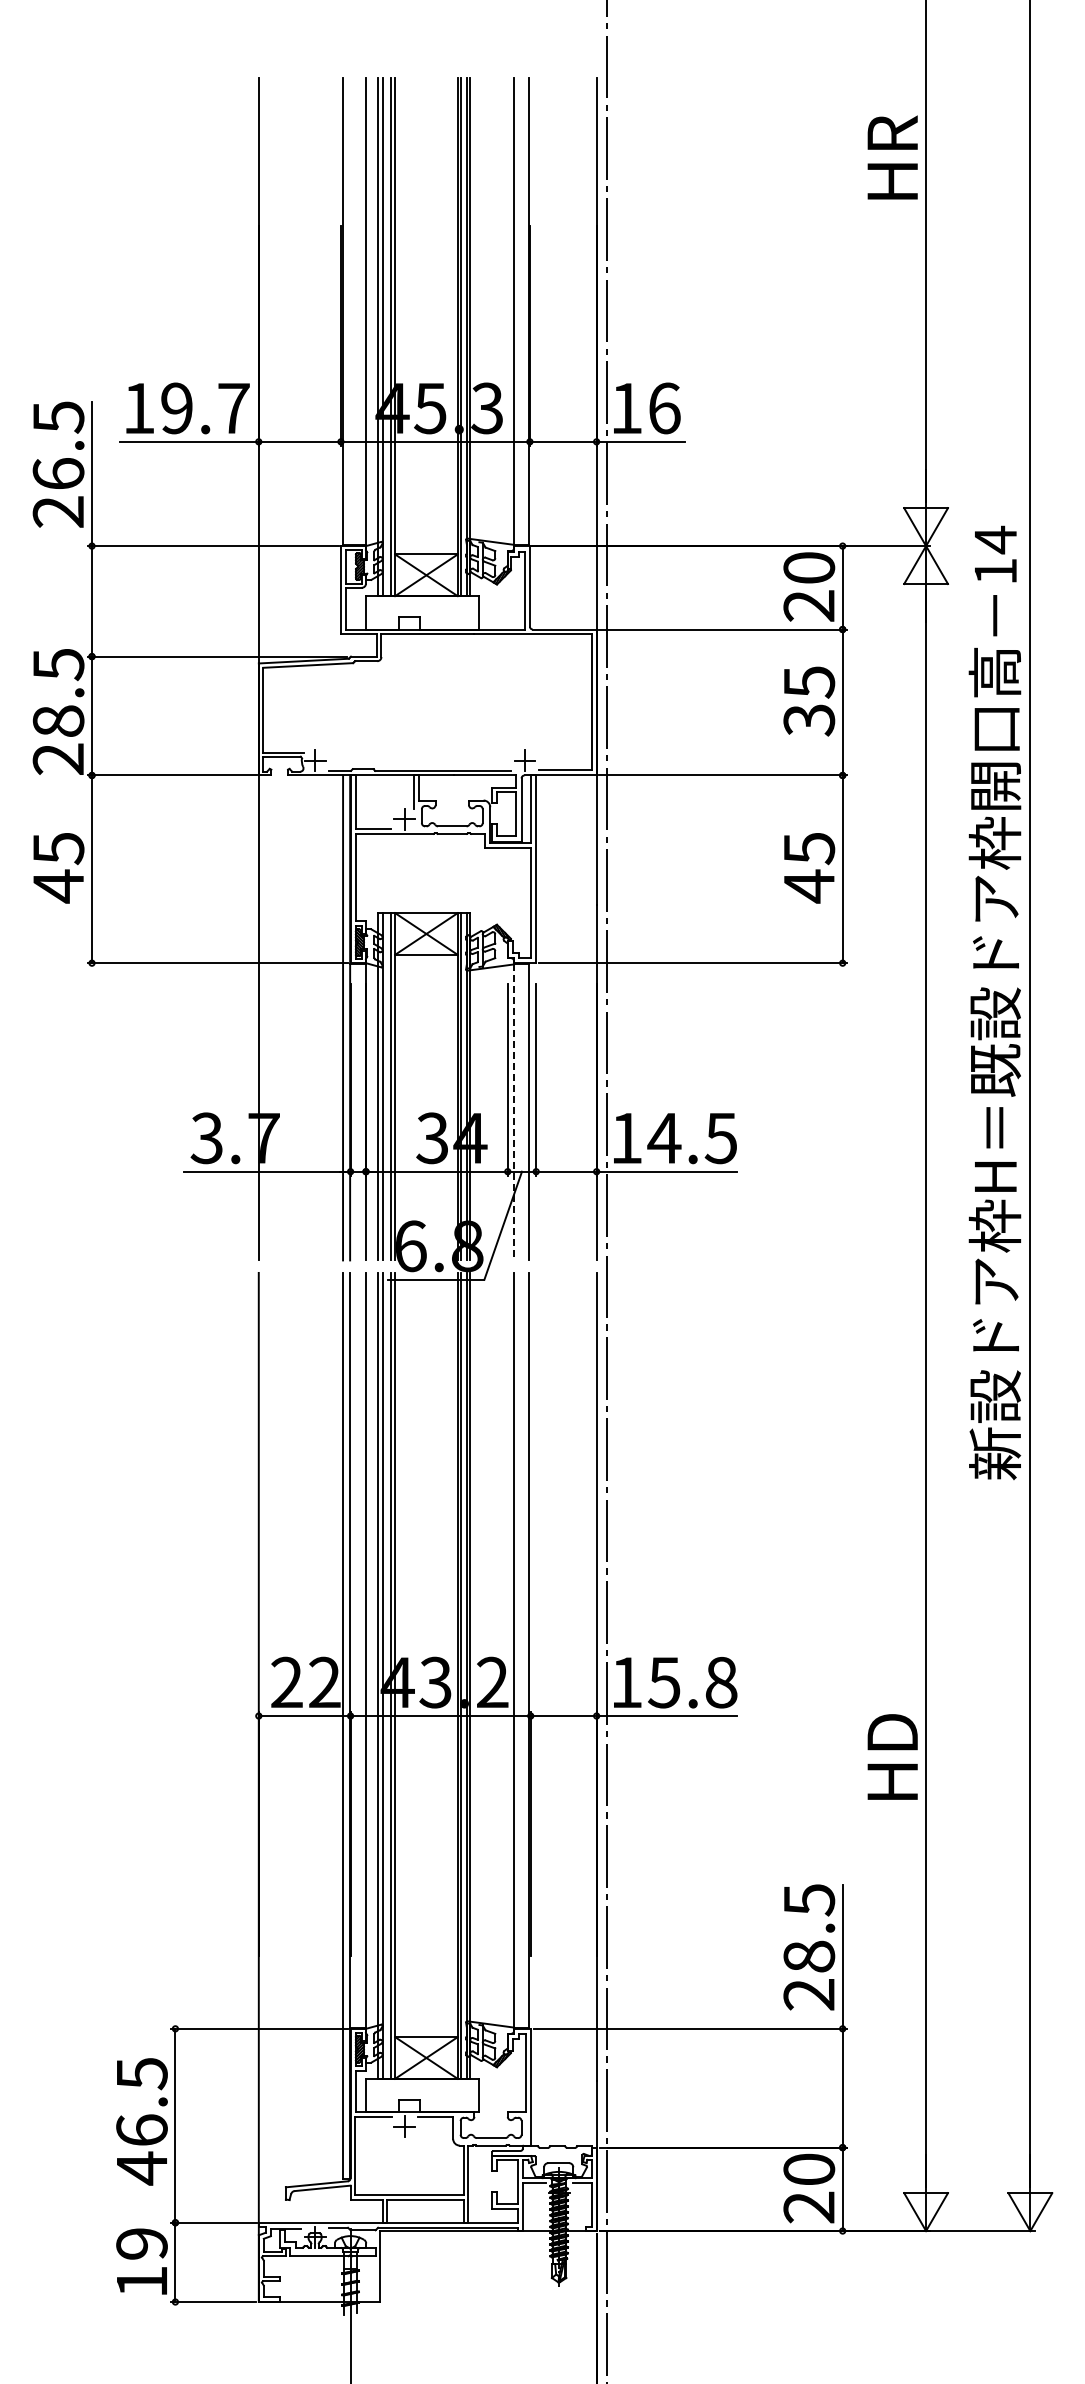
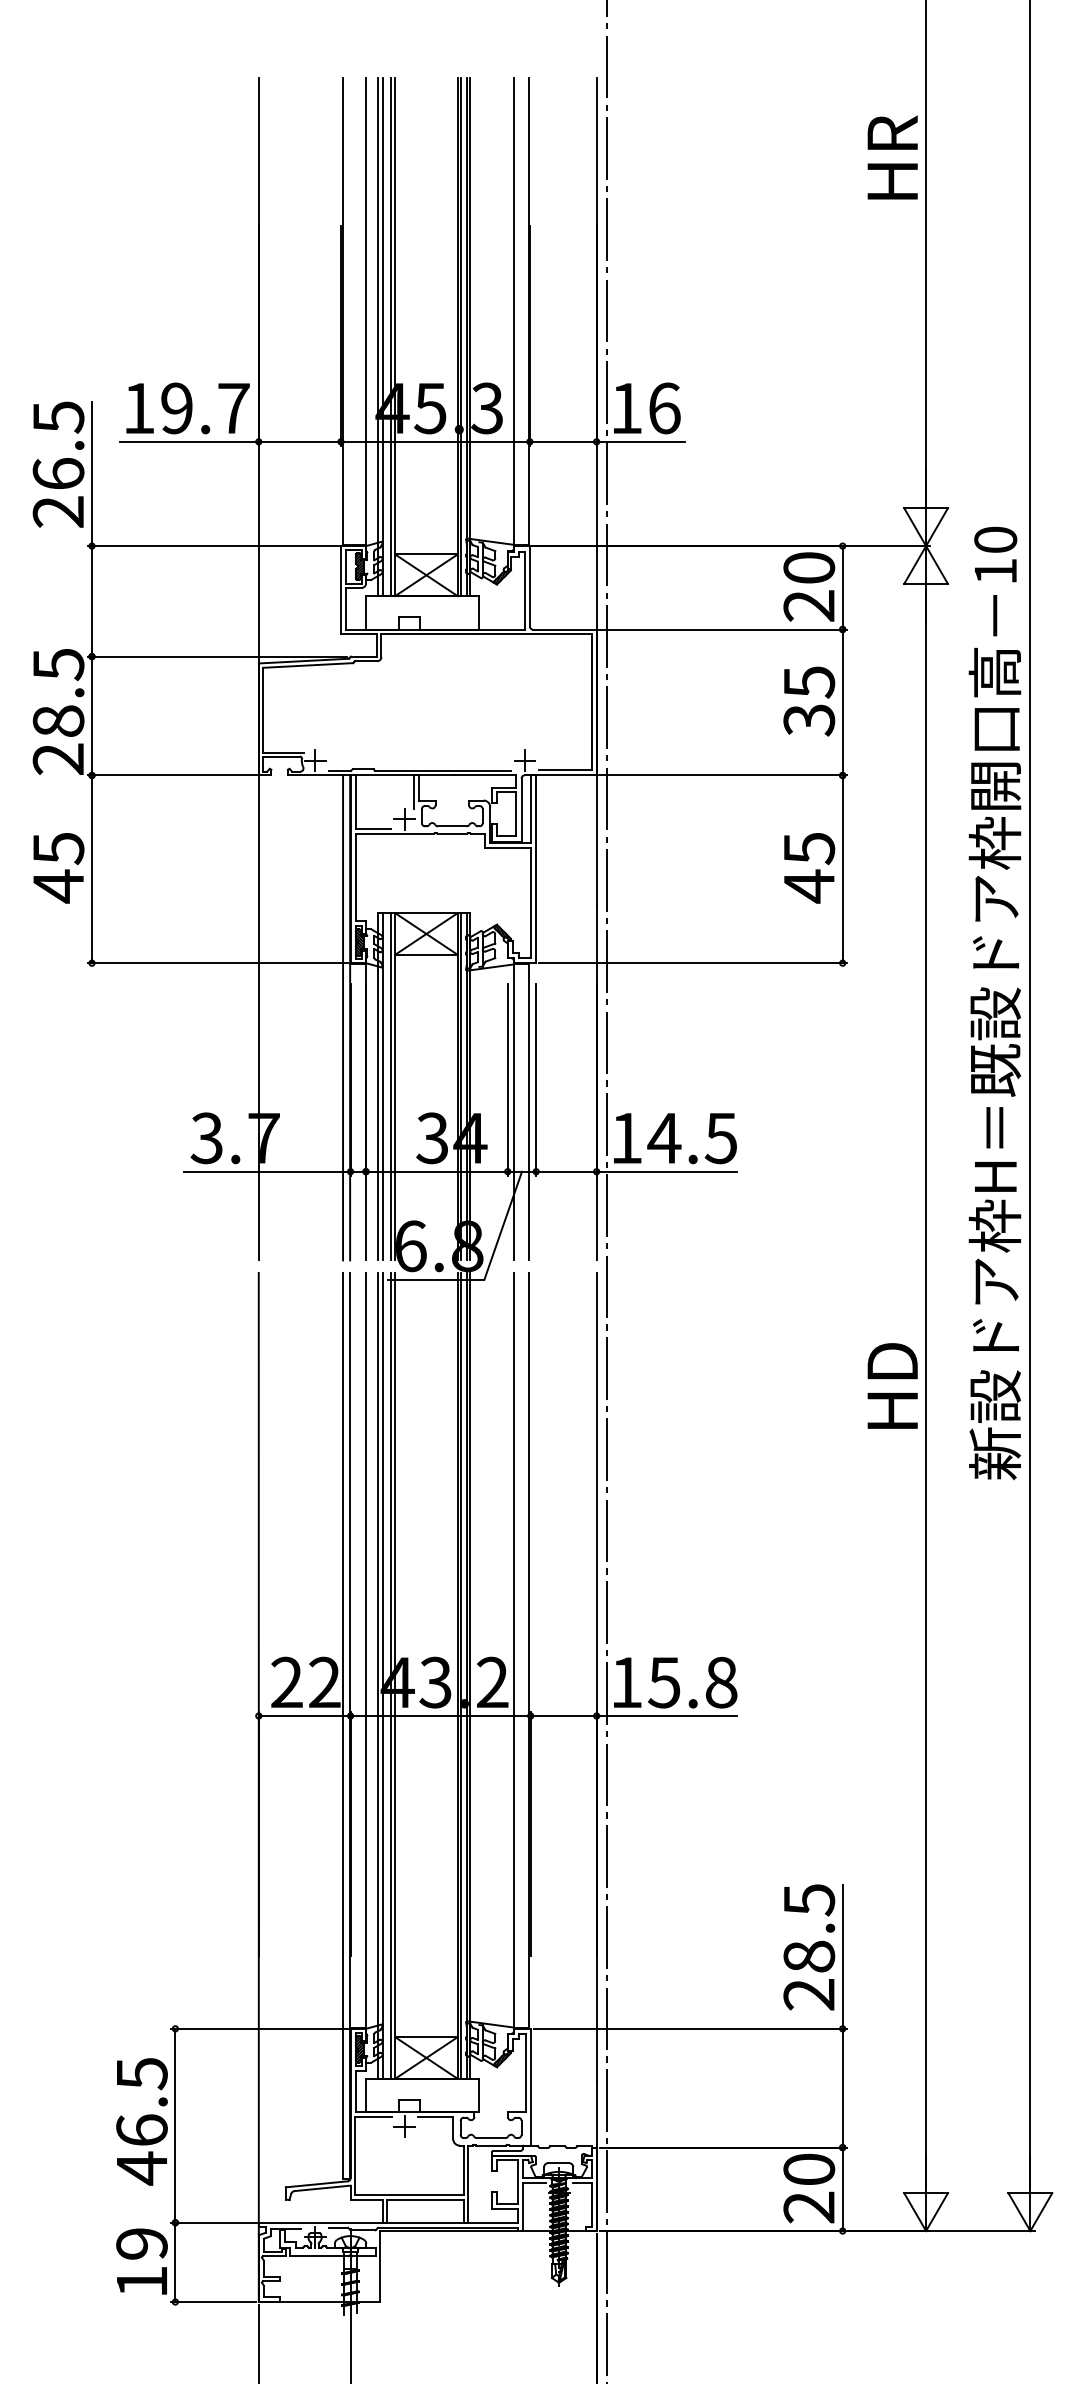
text: 14 -> 10 (995, 539)
line: dashed -> solid (514, 1112)
text position: (892, 1756) -> (892, 1385) (892, 1385)
line: none -> present (258, 2342)
